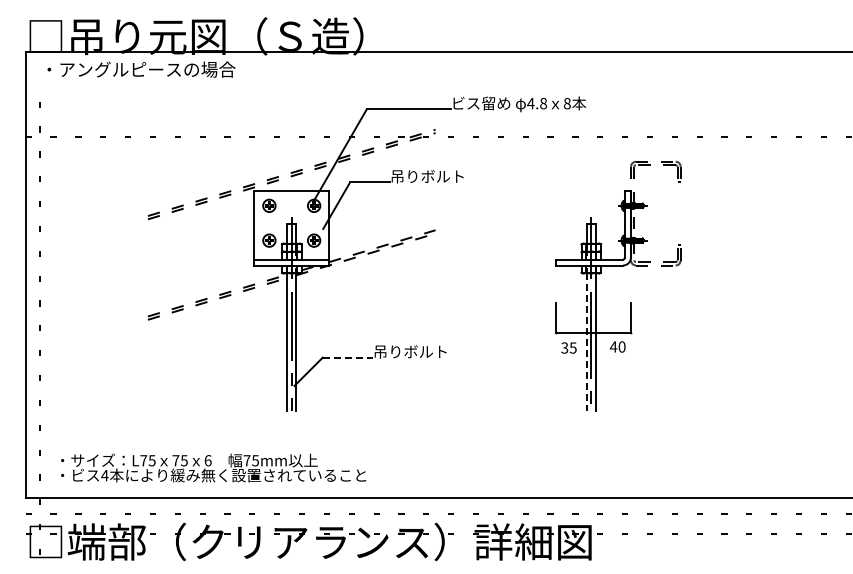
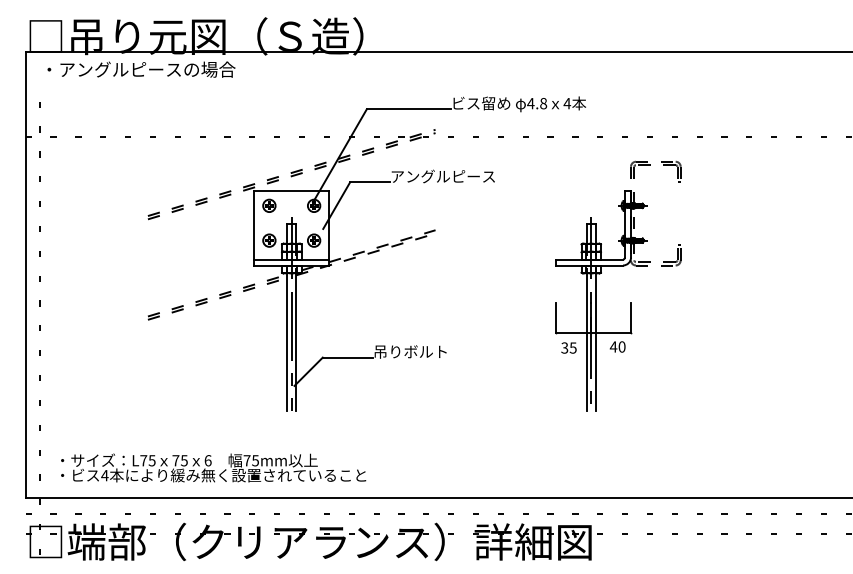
text: 8 -> 4 (567, 103)
text: 吊りボルト -> アングルピース (442, 176)
line: dashed -> solid (586, 342)
line: dashed -> solid (348, 357)
